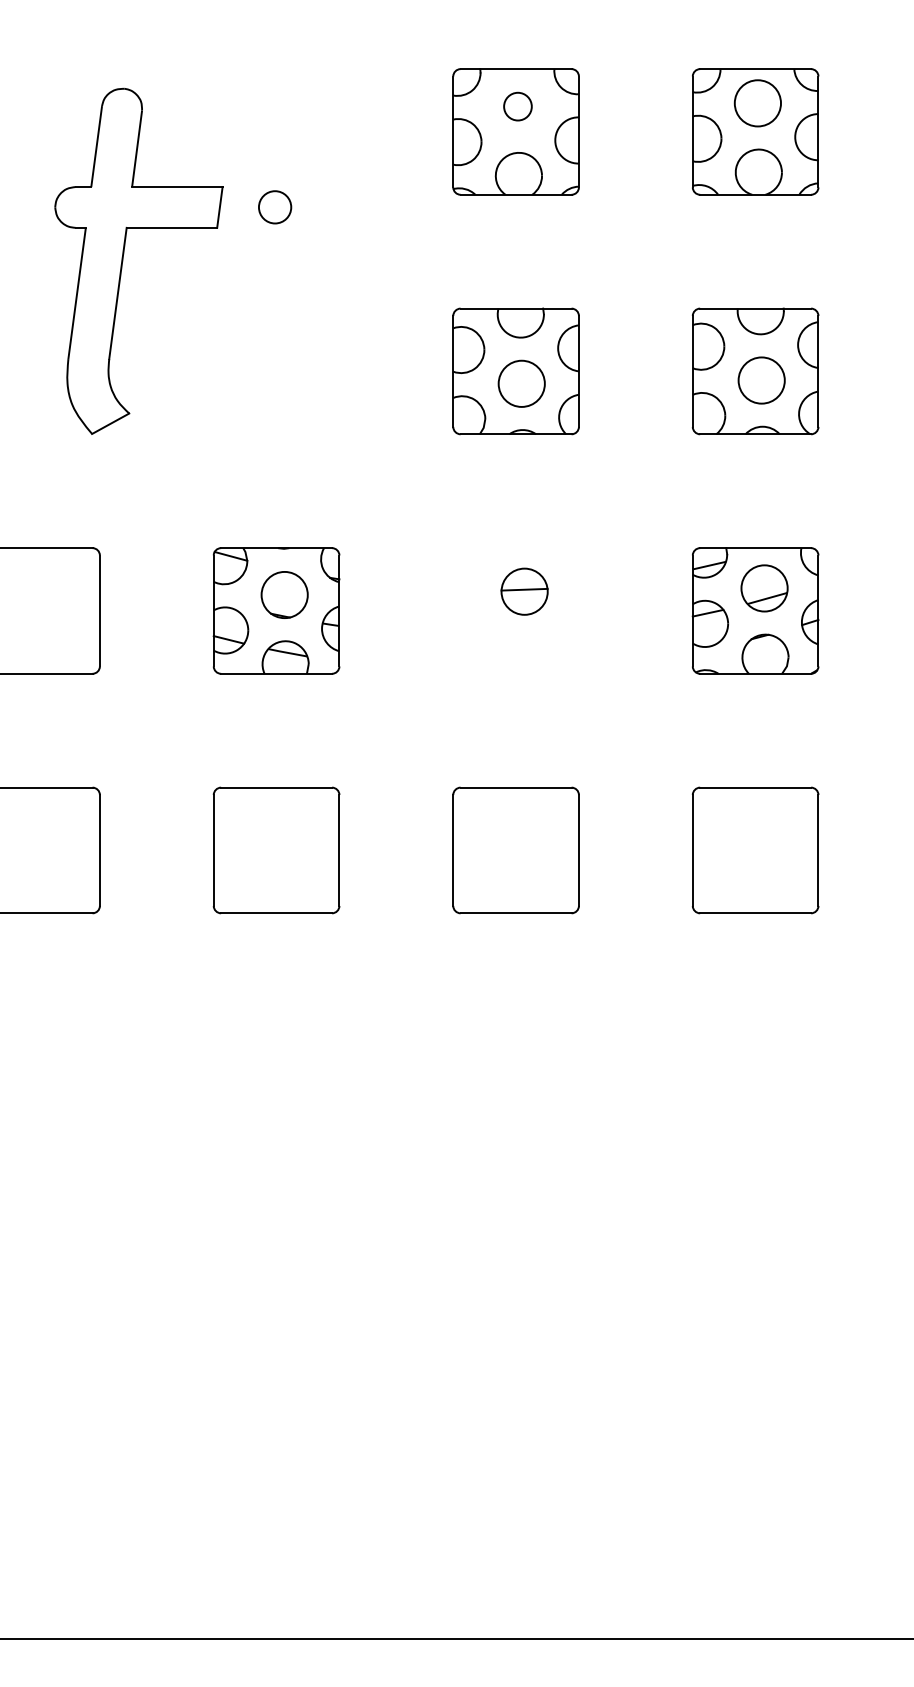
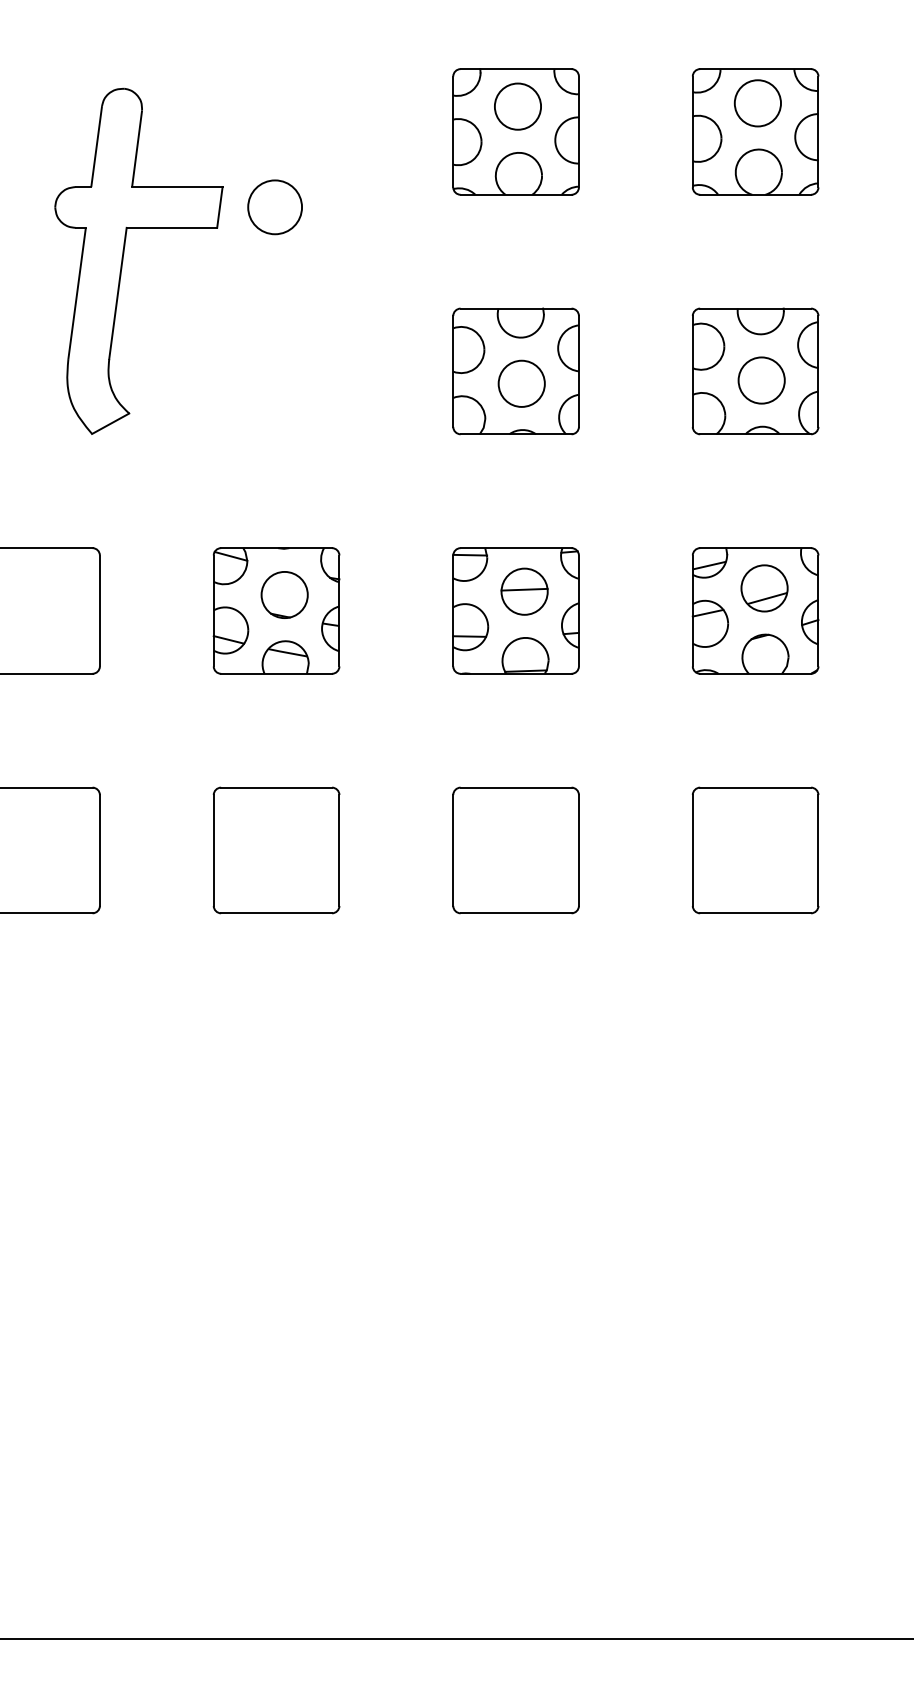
circle diameter: 28 px -> 46 px (517, 106)
circle diameter: 32 px -> 54 px (275, 207)
part: none -> present (515, 610)
